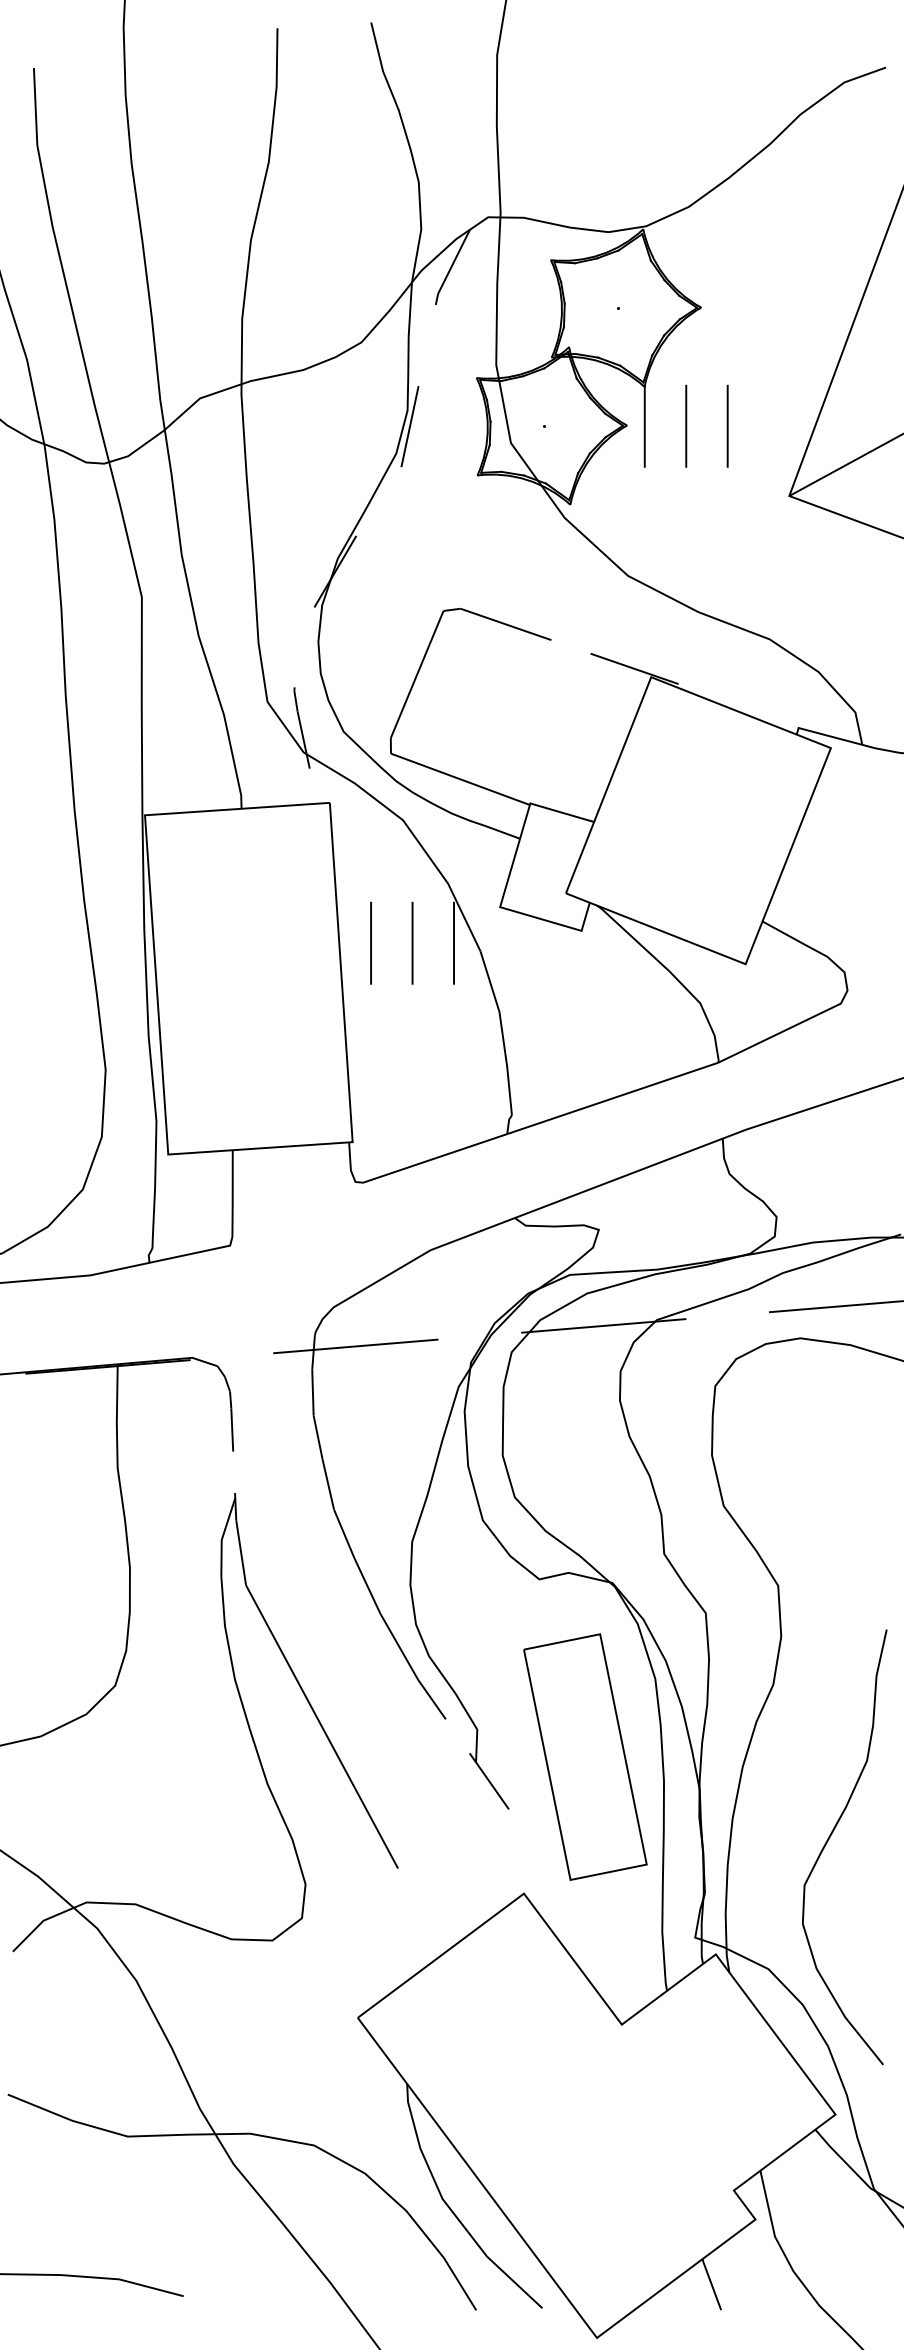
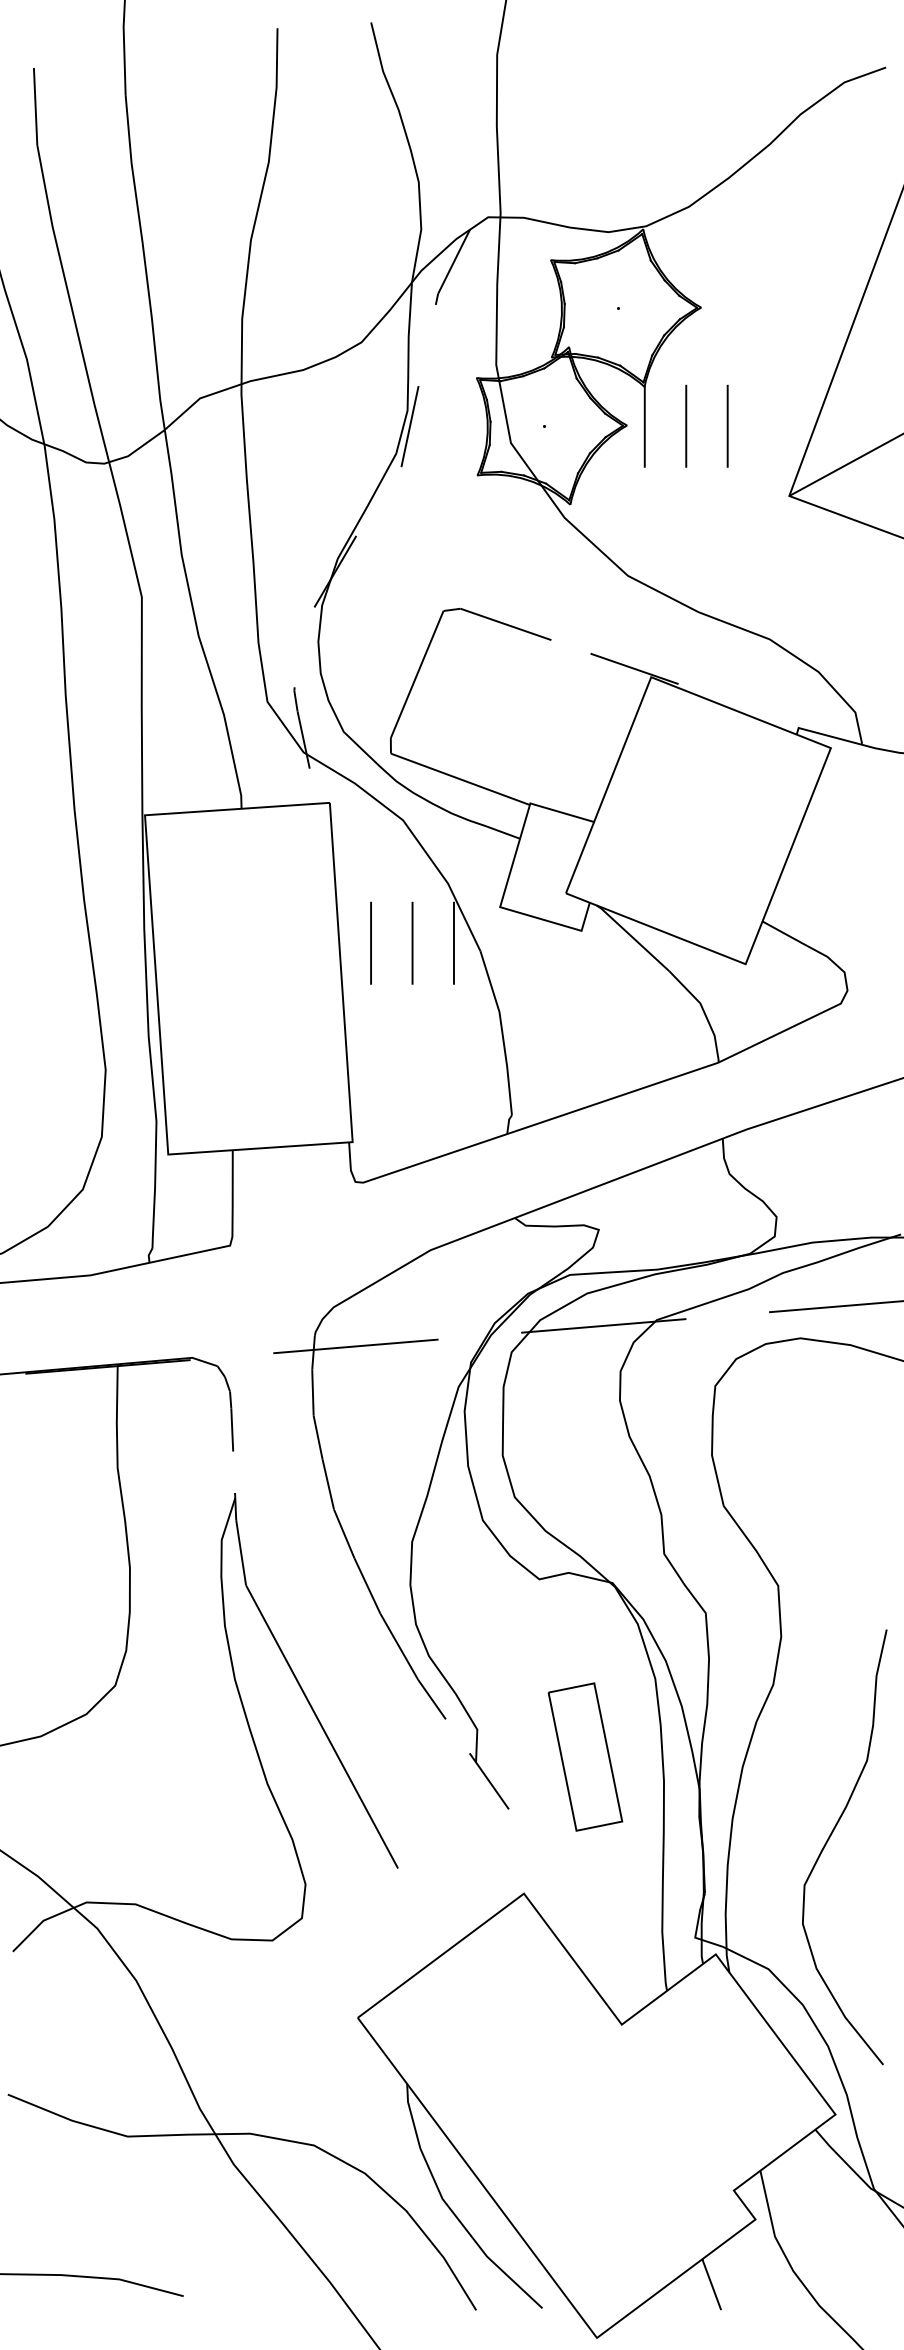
part size: 125x248 px -> 77x150 px (585, 1756)
